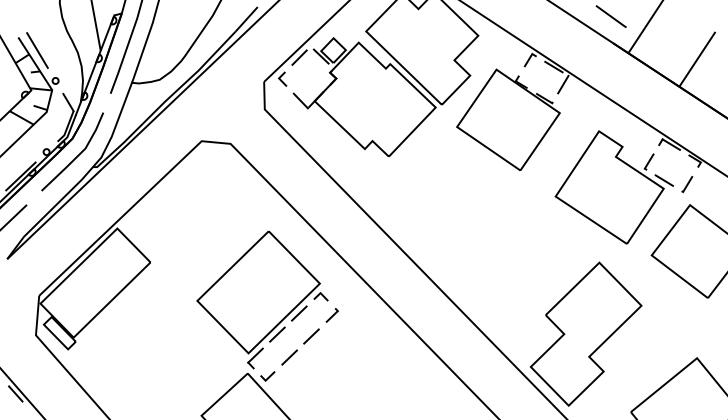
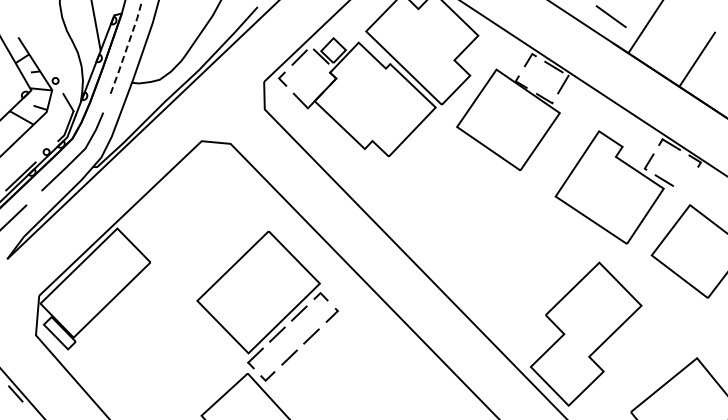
line: solid -> dashed (127, 47)
line: present -> none (37, 50)
line: present -> none (687, 184)
